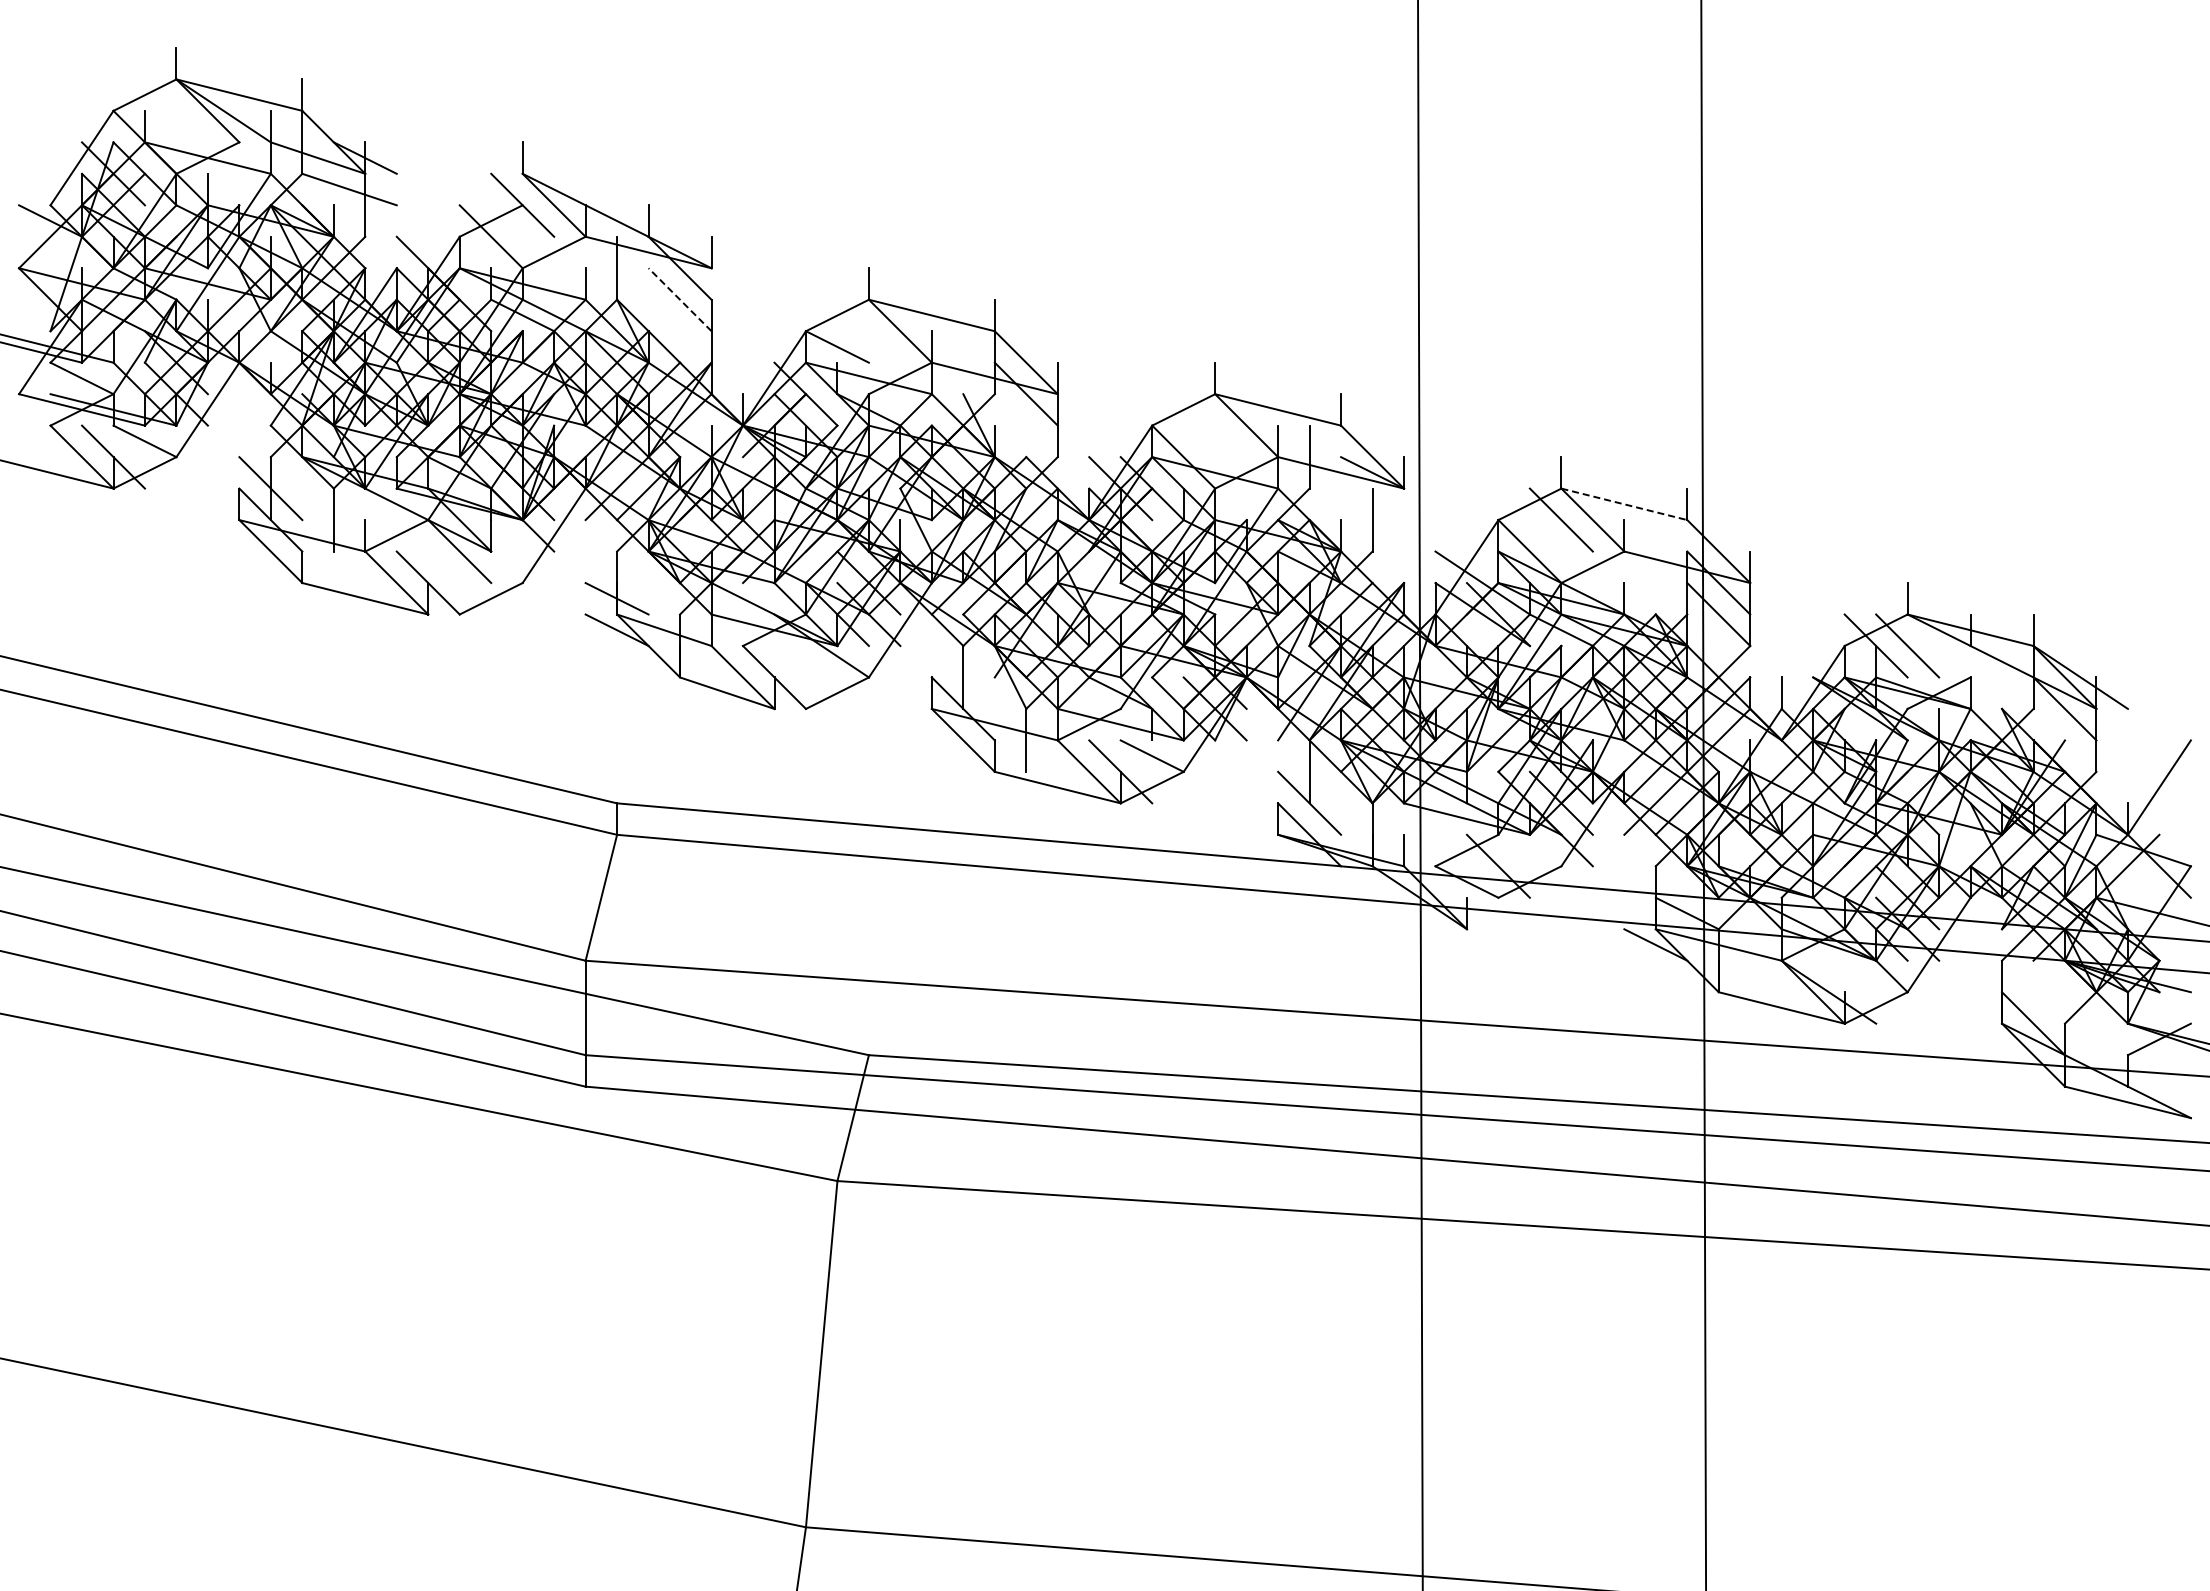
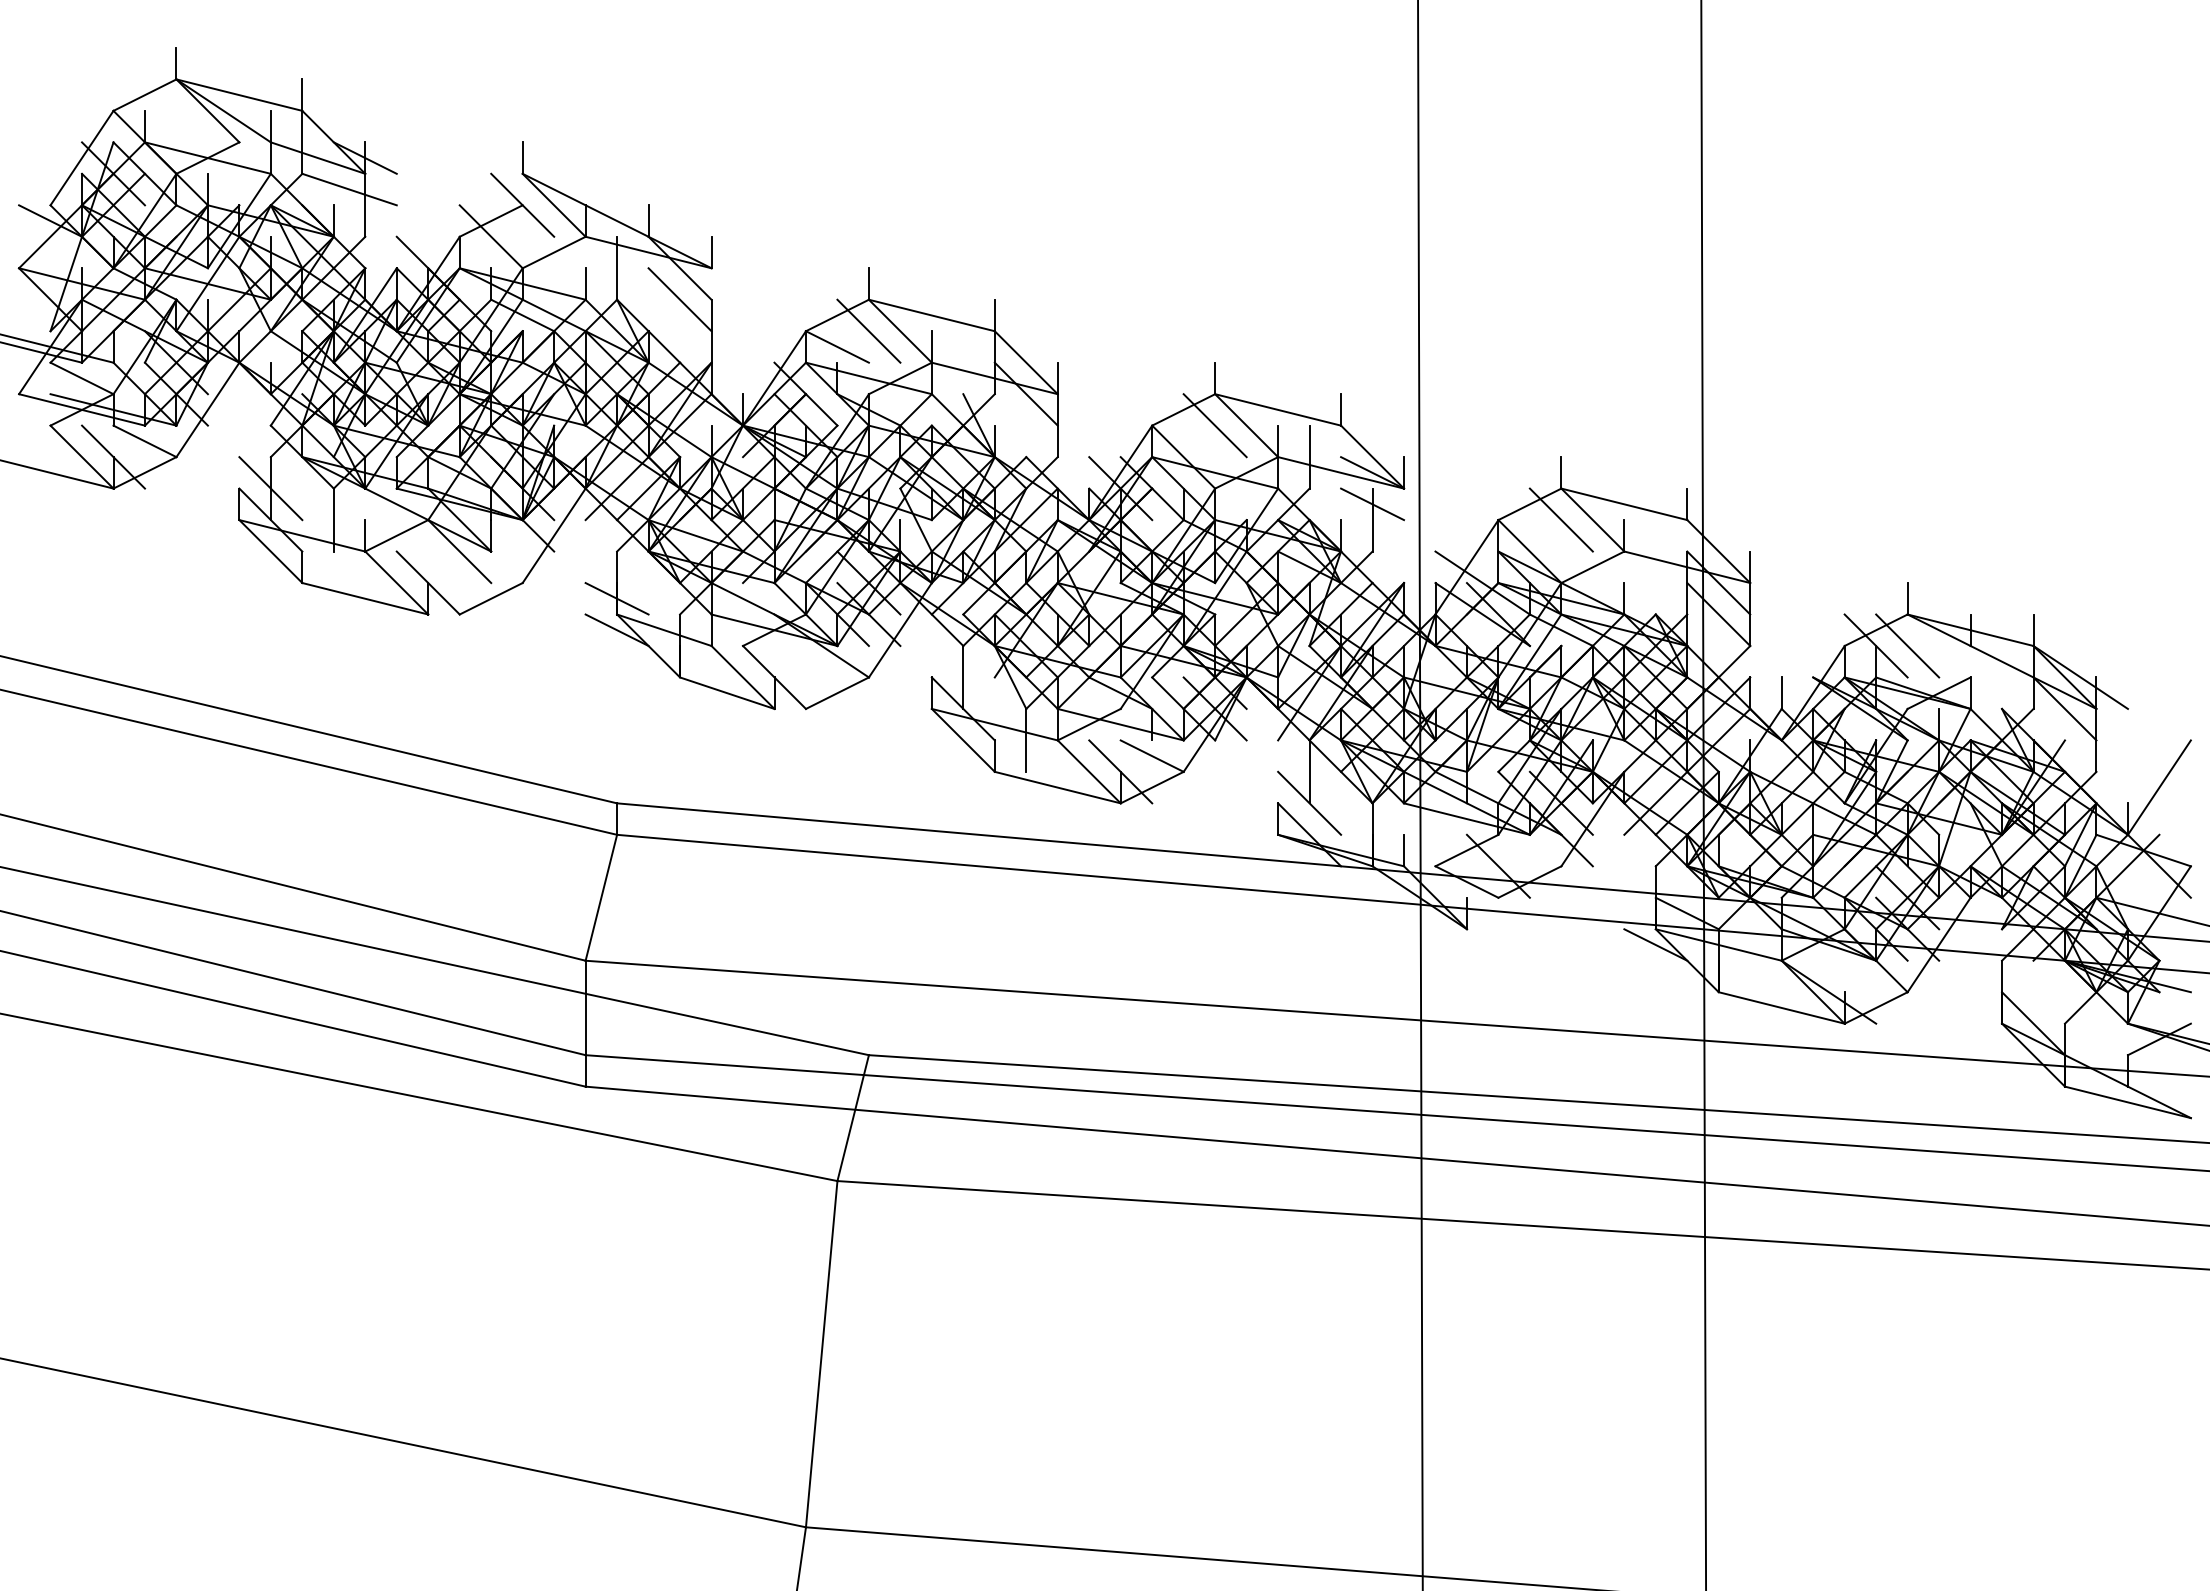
line: dashed -> solid (680, 299)
line: none -> present (868, 330)
line: none -> present (1214, 425)
line: none -> present (1372, 504)
line: dashed -> solid (1624, 504)
